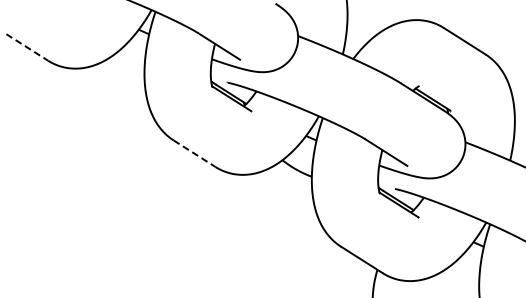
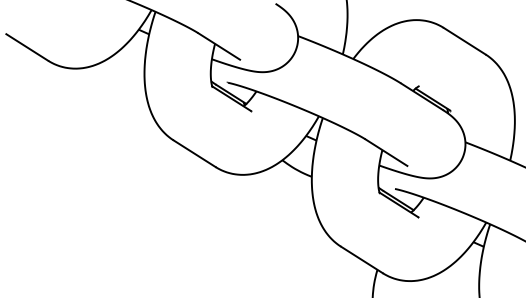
line: dashed -> solid (27, 47)
line: dashed -> solid (194, 153)
